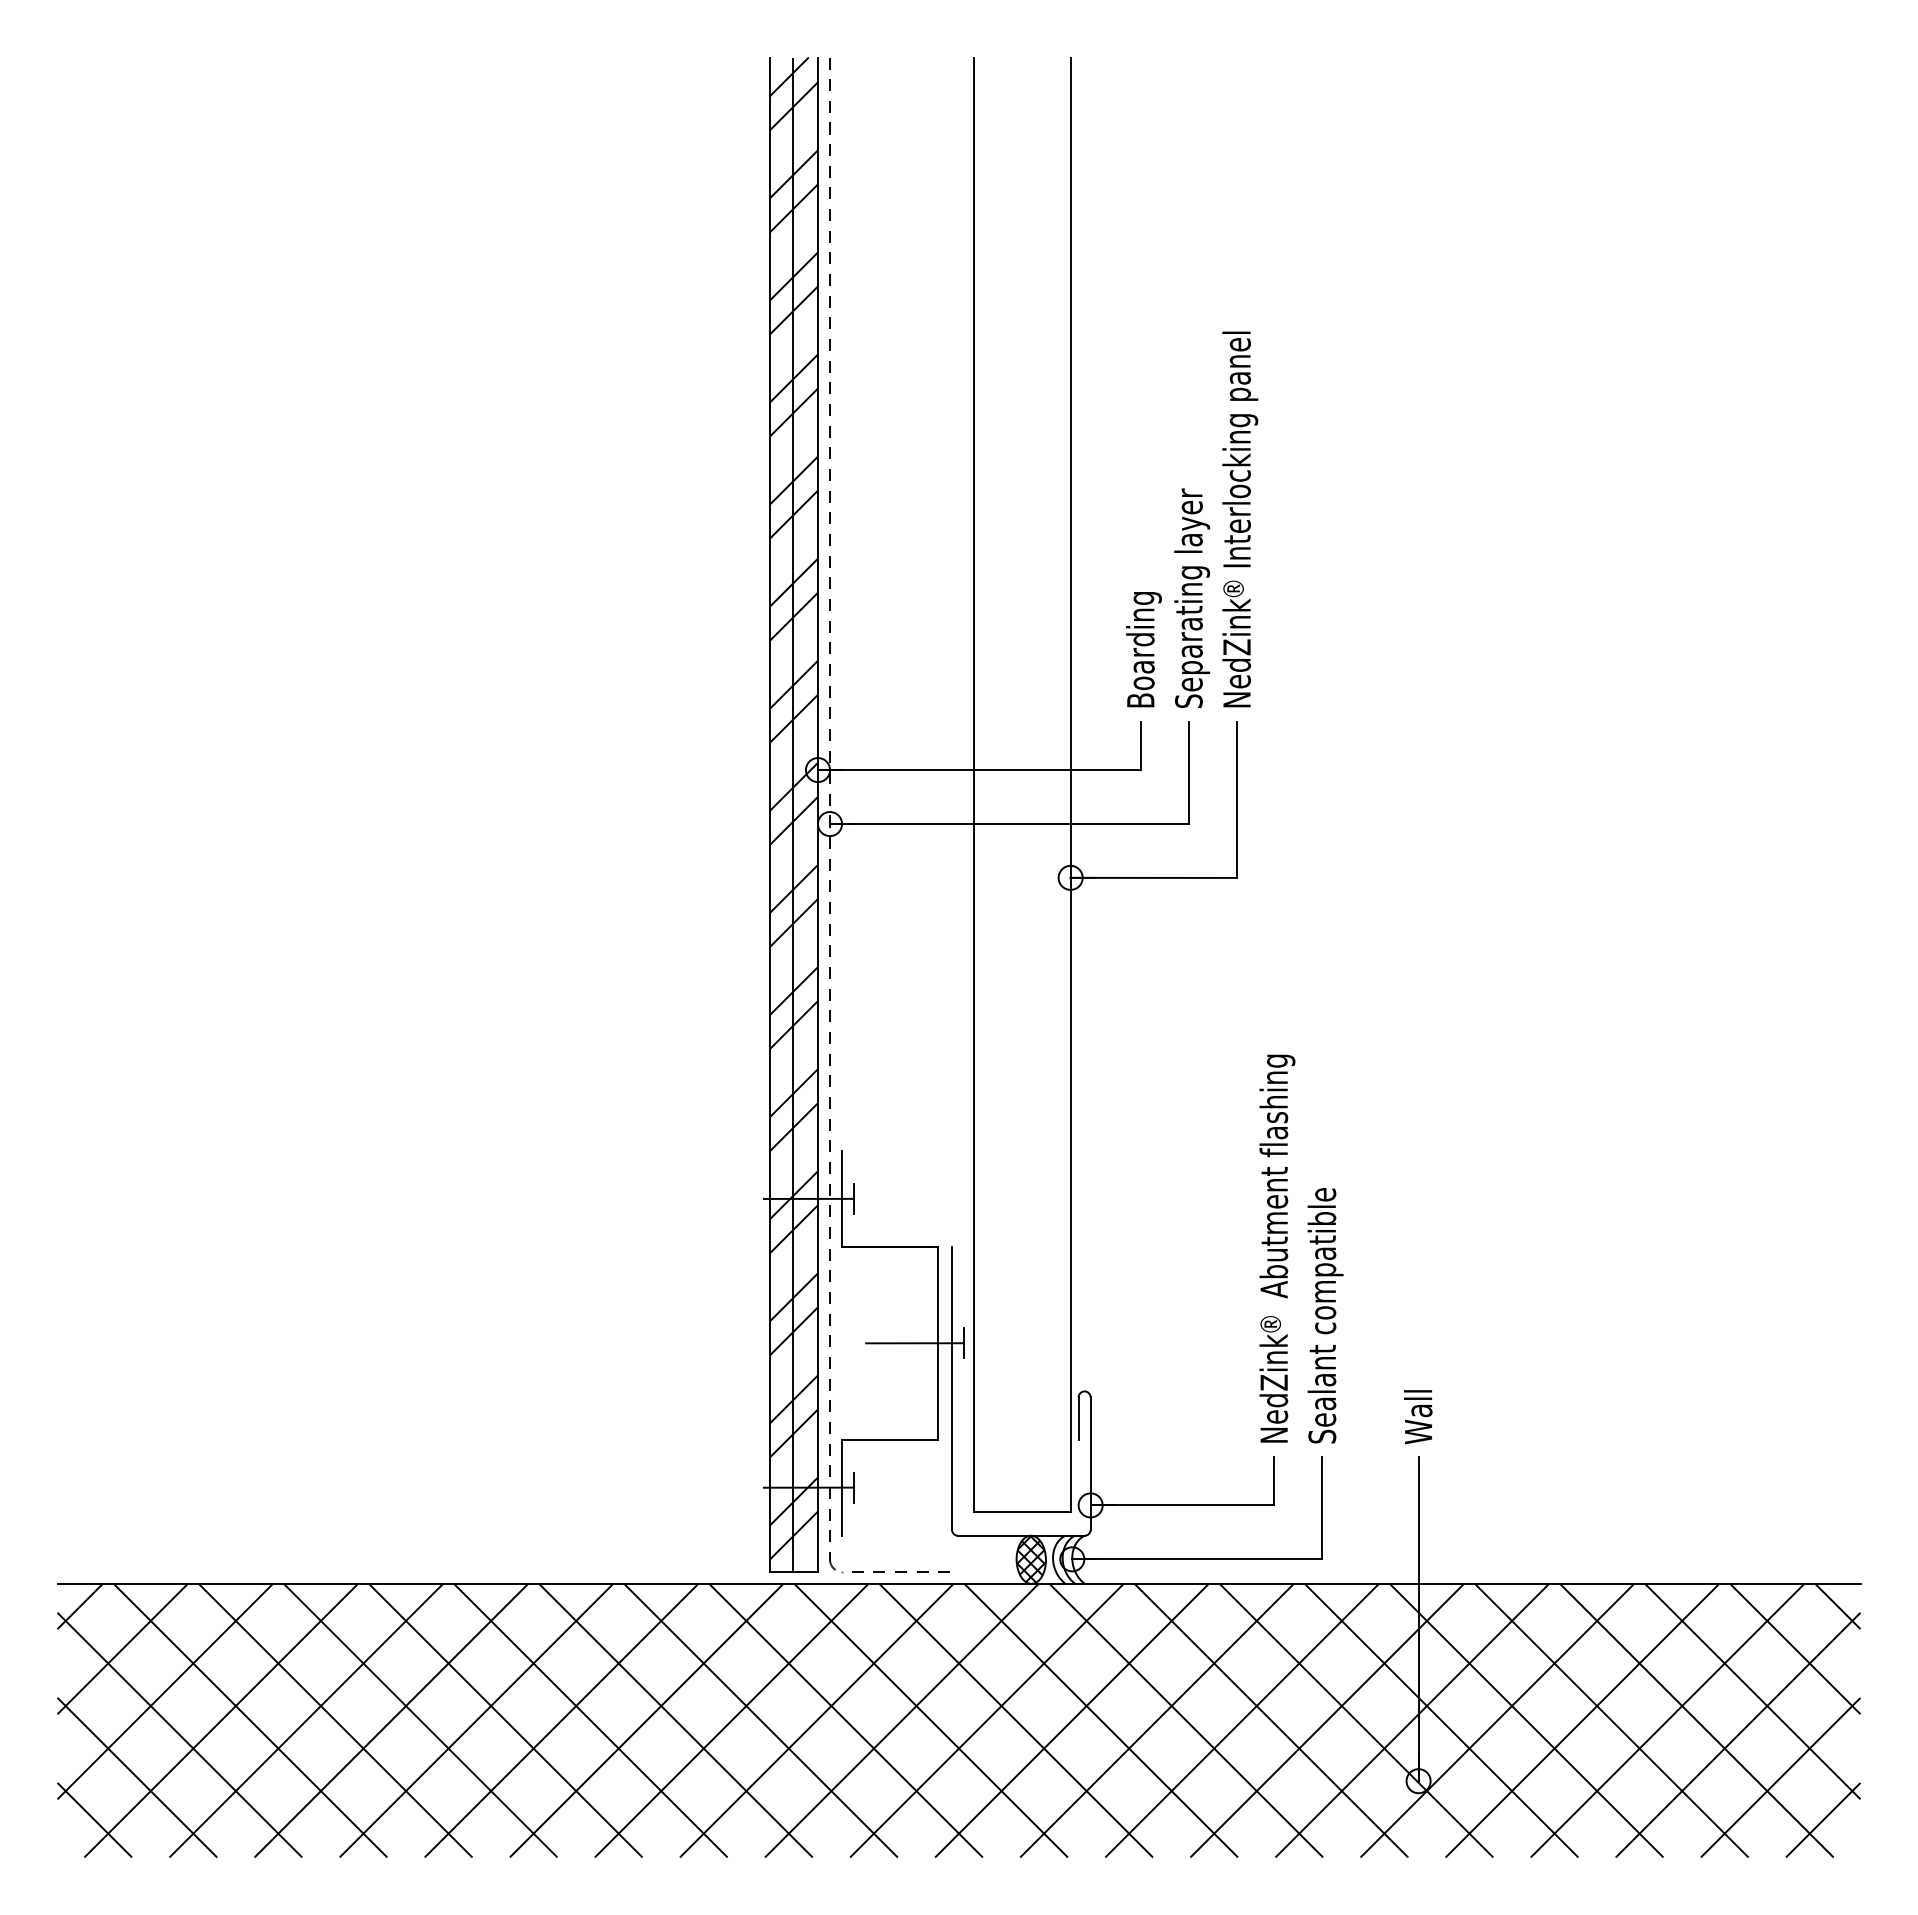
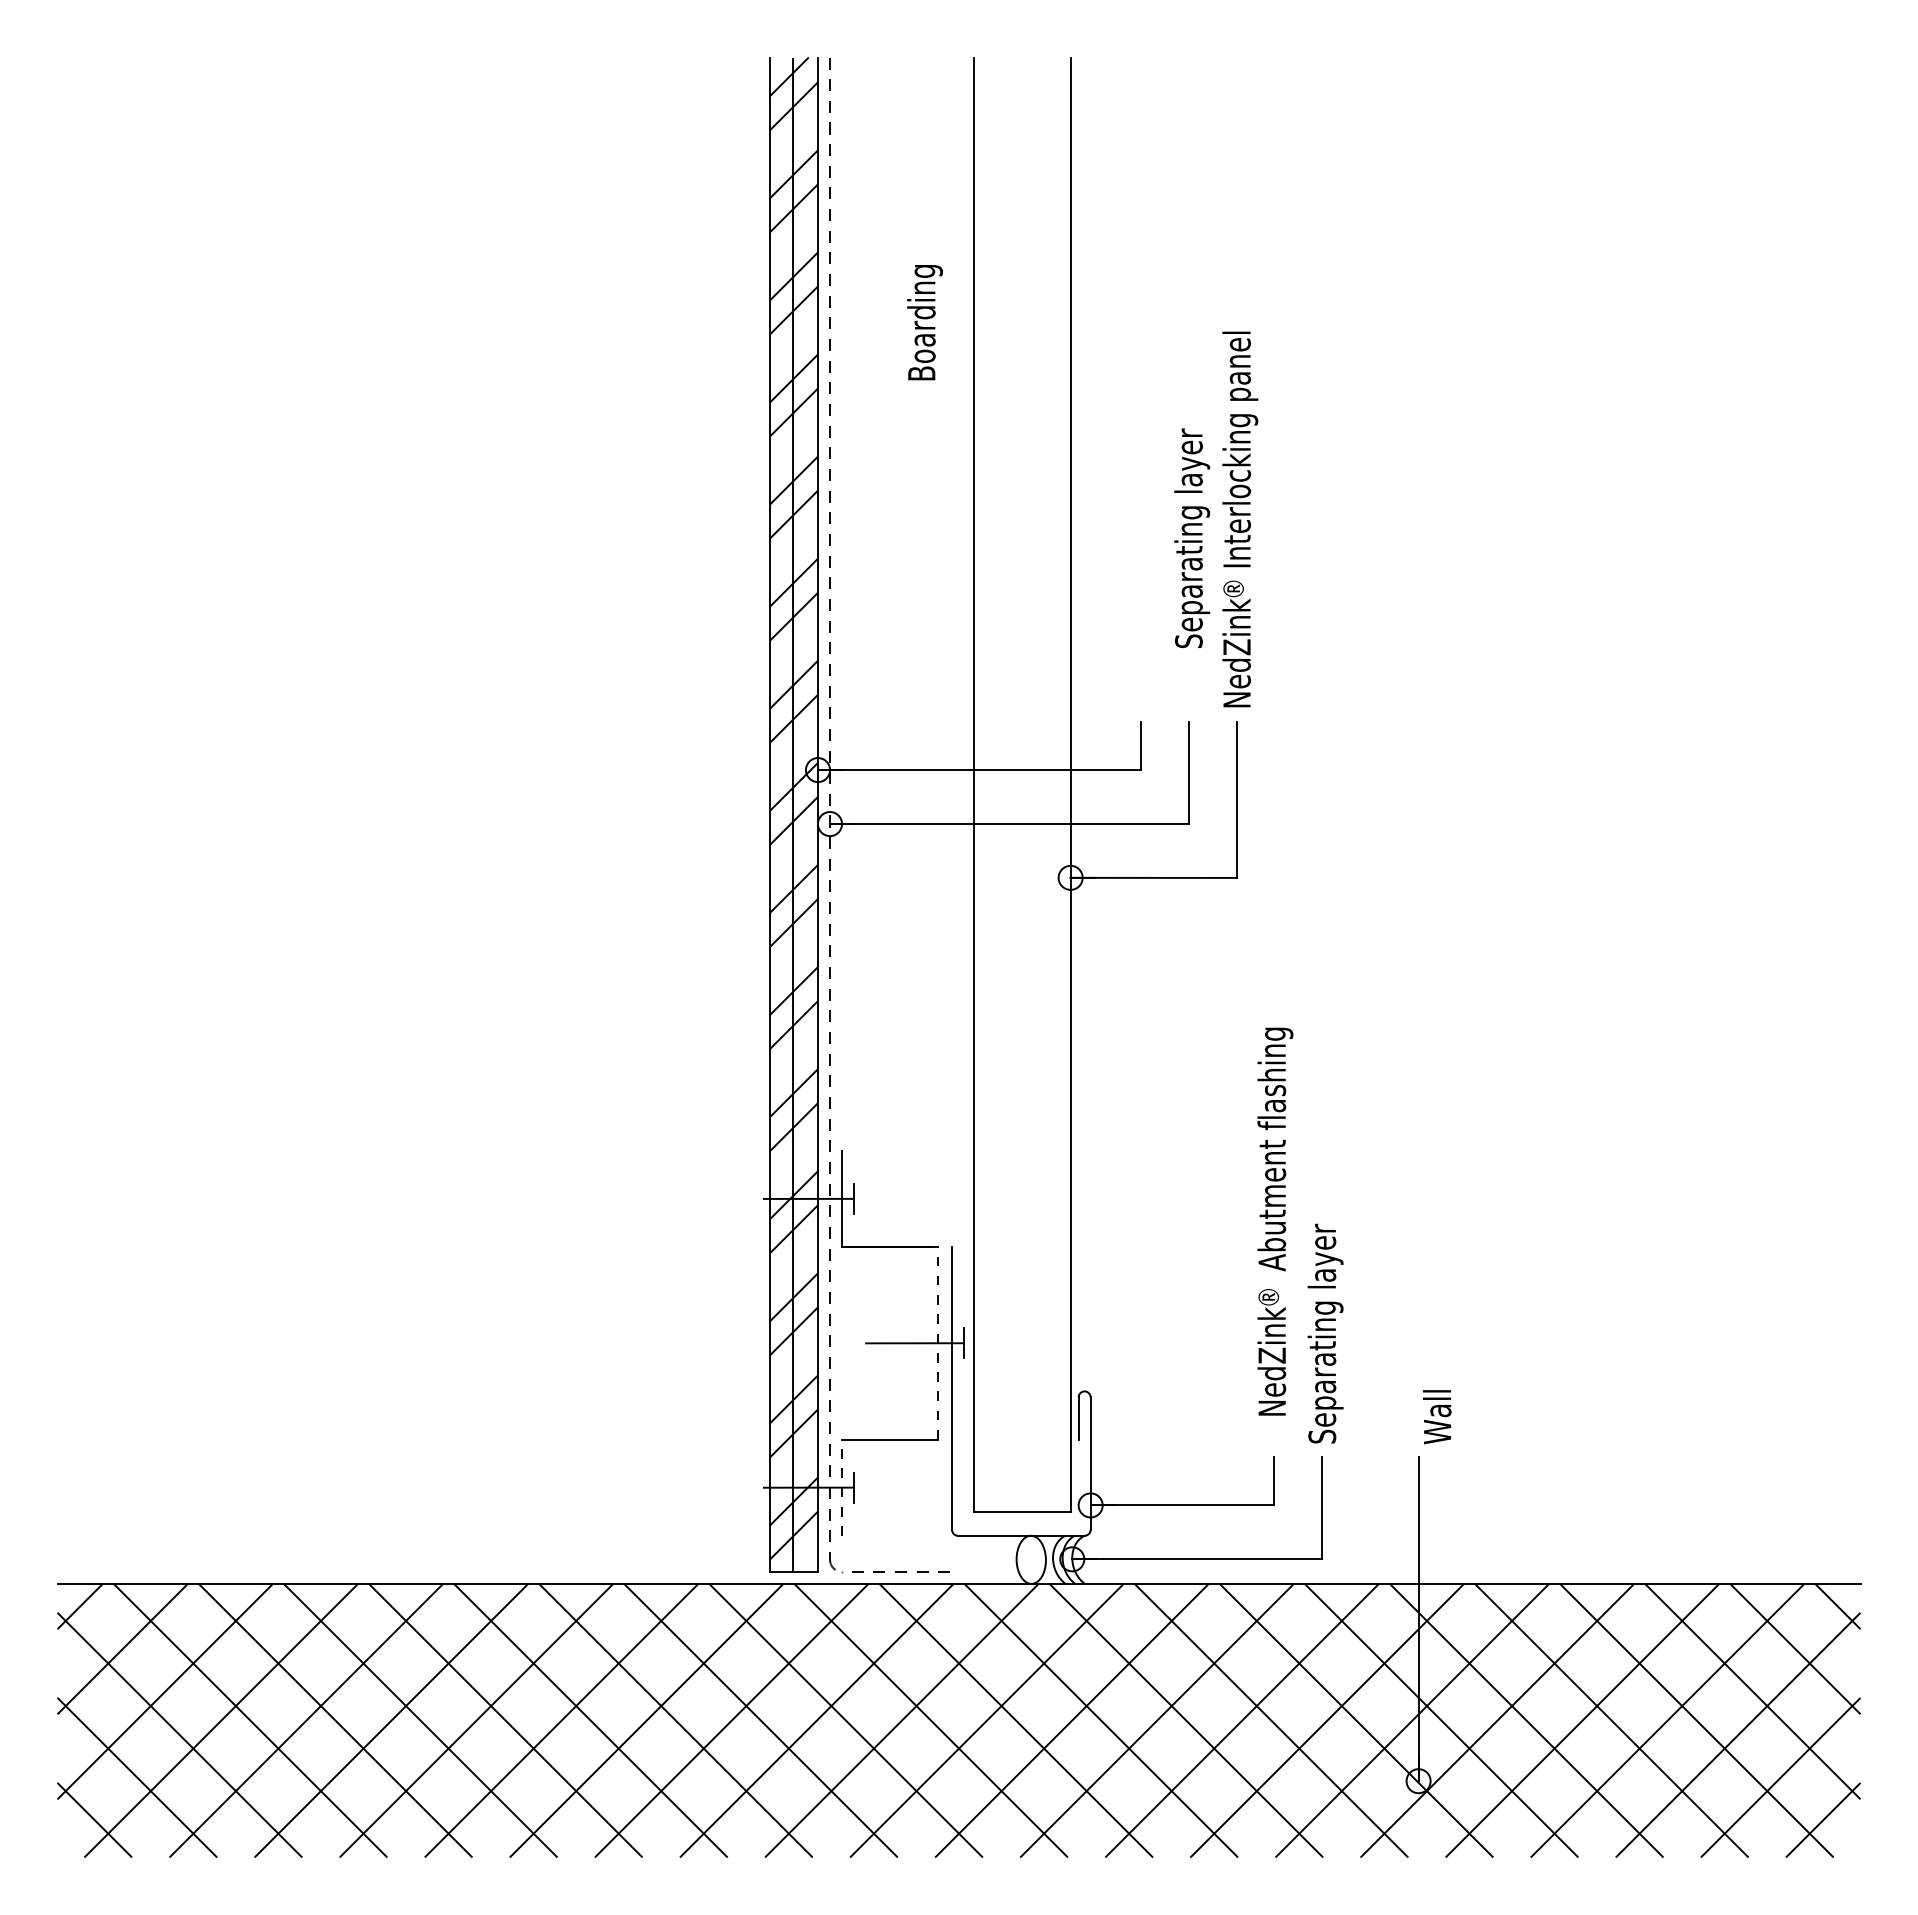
text position: (1192, 597) -> (1192, 537) (1192, 537)
text position: (1143, 649) -> (924, 322) (924, 322)
text position: (1277, 1248) -> (1275, 1221) (1275, 1221)
text: Sealant compatible -> Separating layer (1325, 1299)
line: solid -> dashed (938, 1342)
text position: (1418, 1417) -> (1437, 1417) (1437, 1417)
line: solid -> dashed (842, 1487)
hatch: present -> none (1030, 1558)
